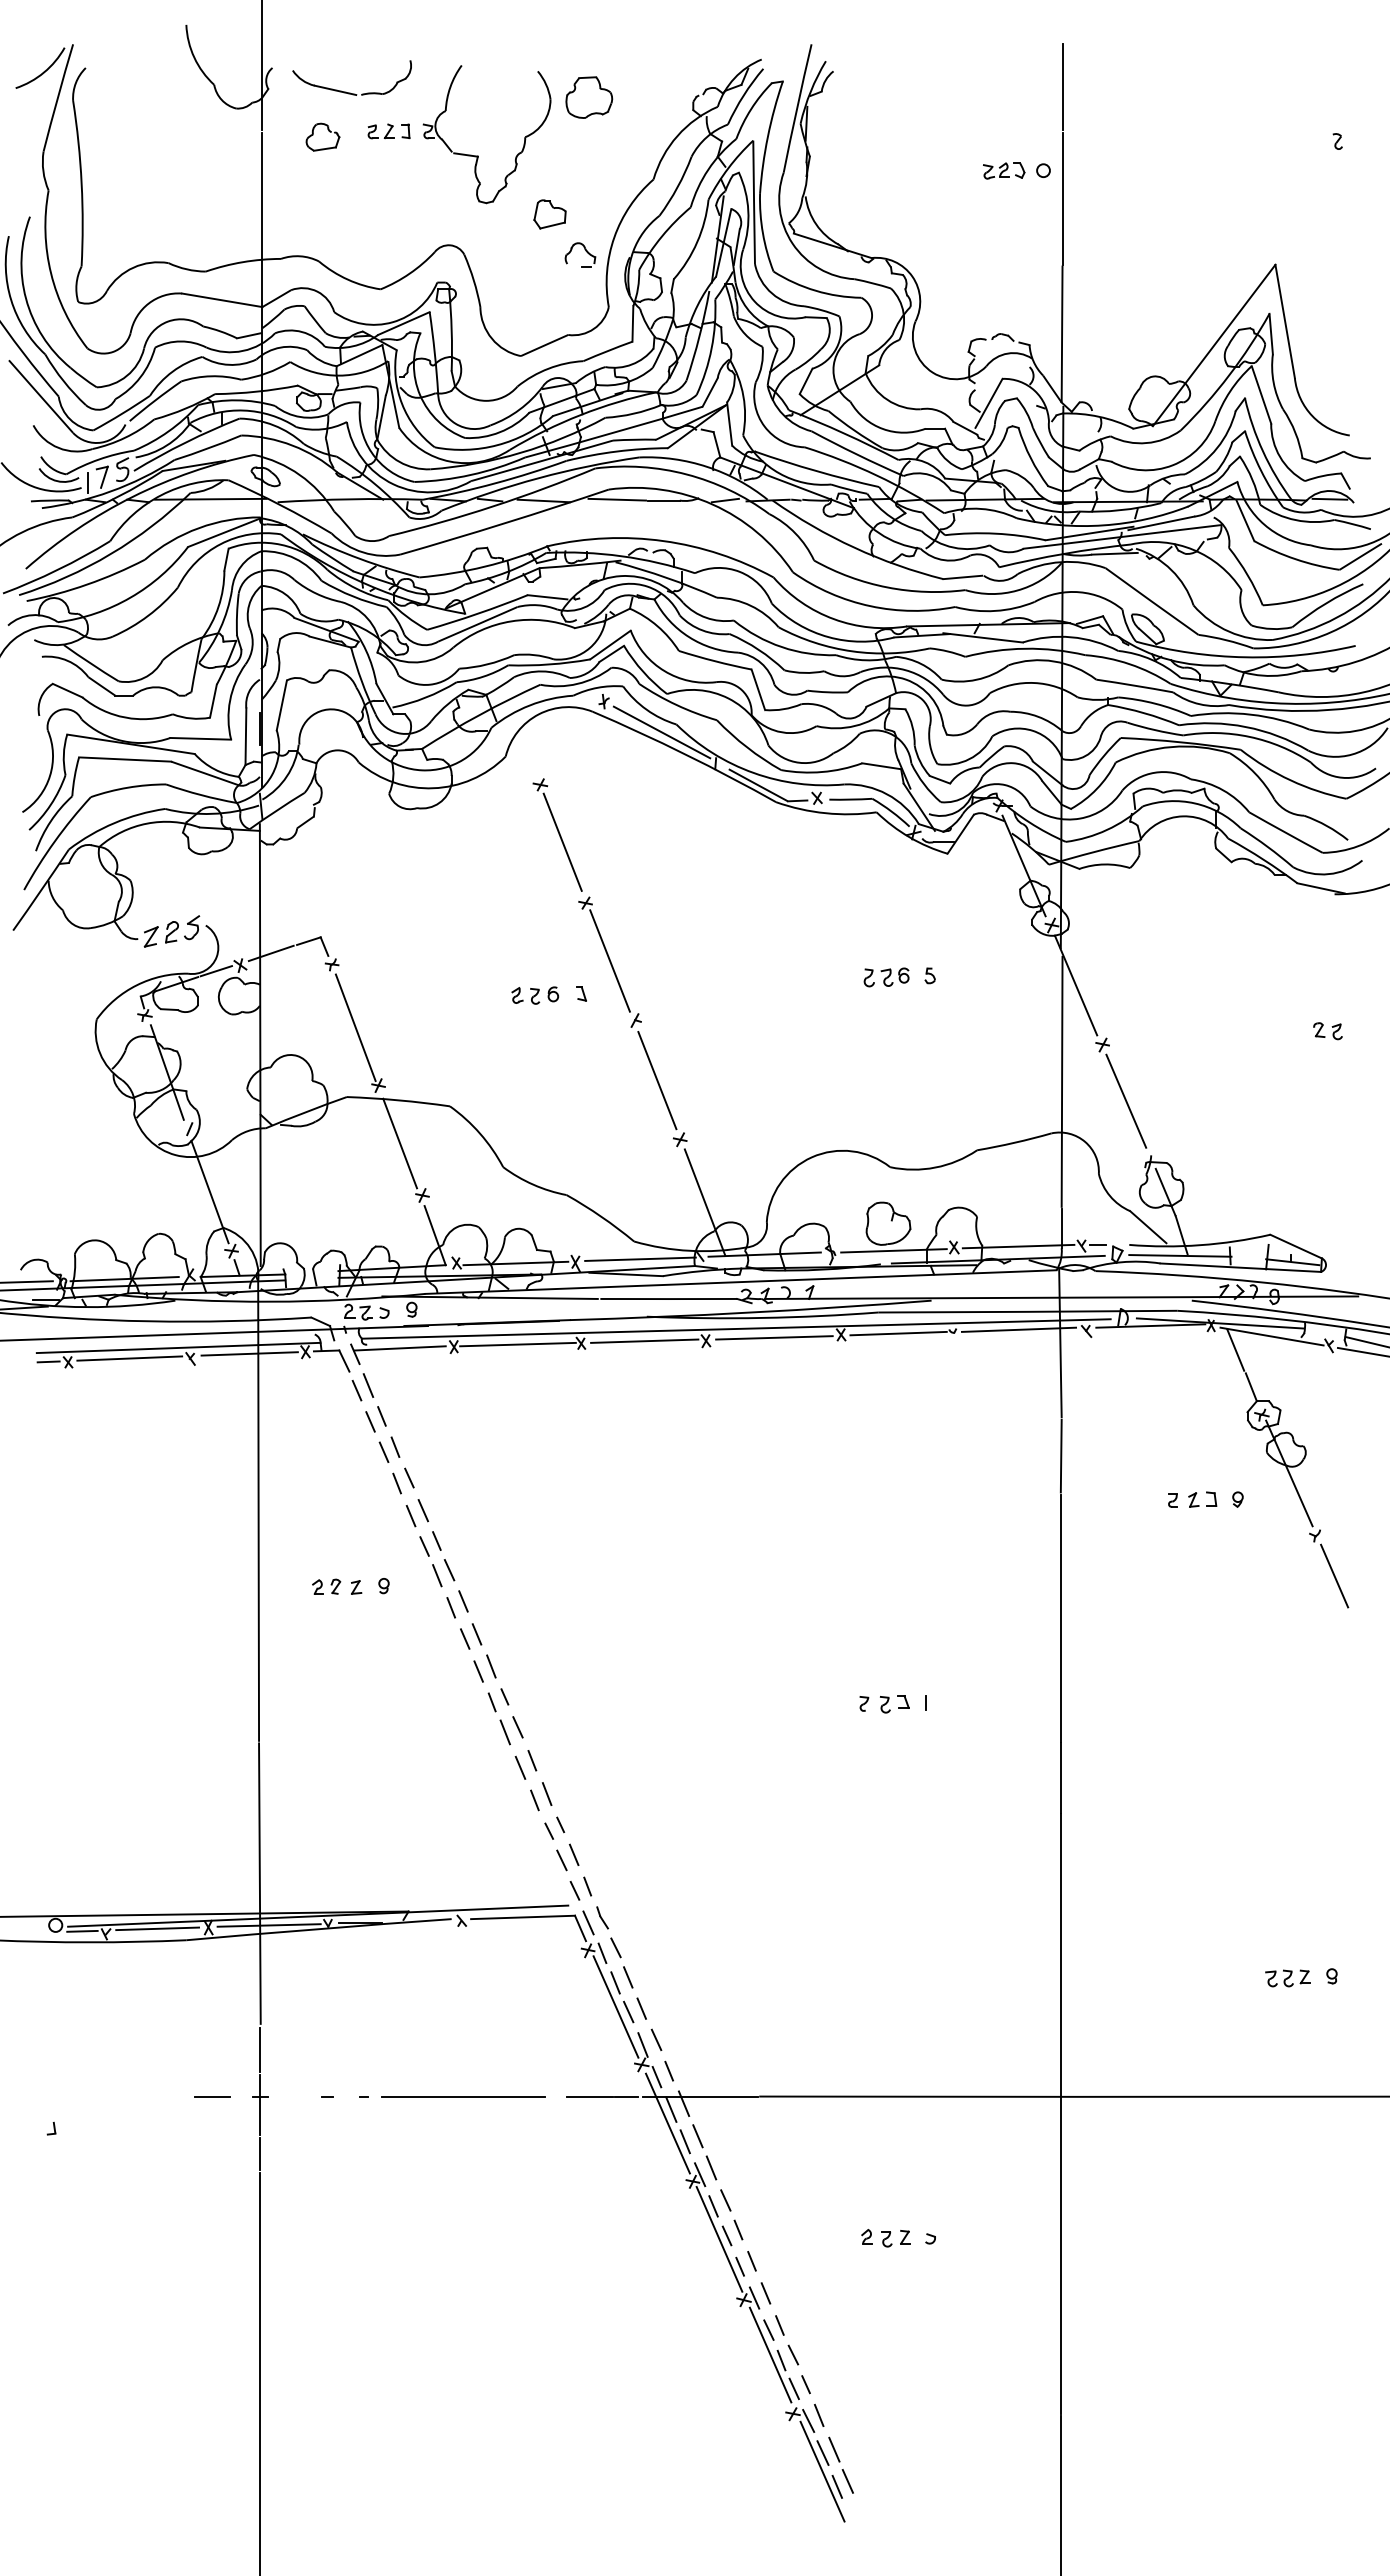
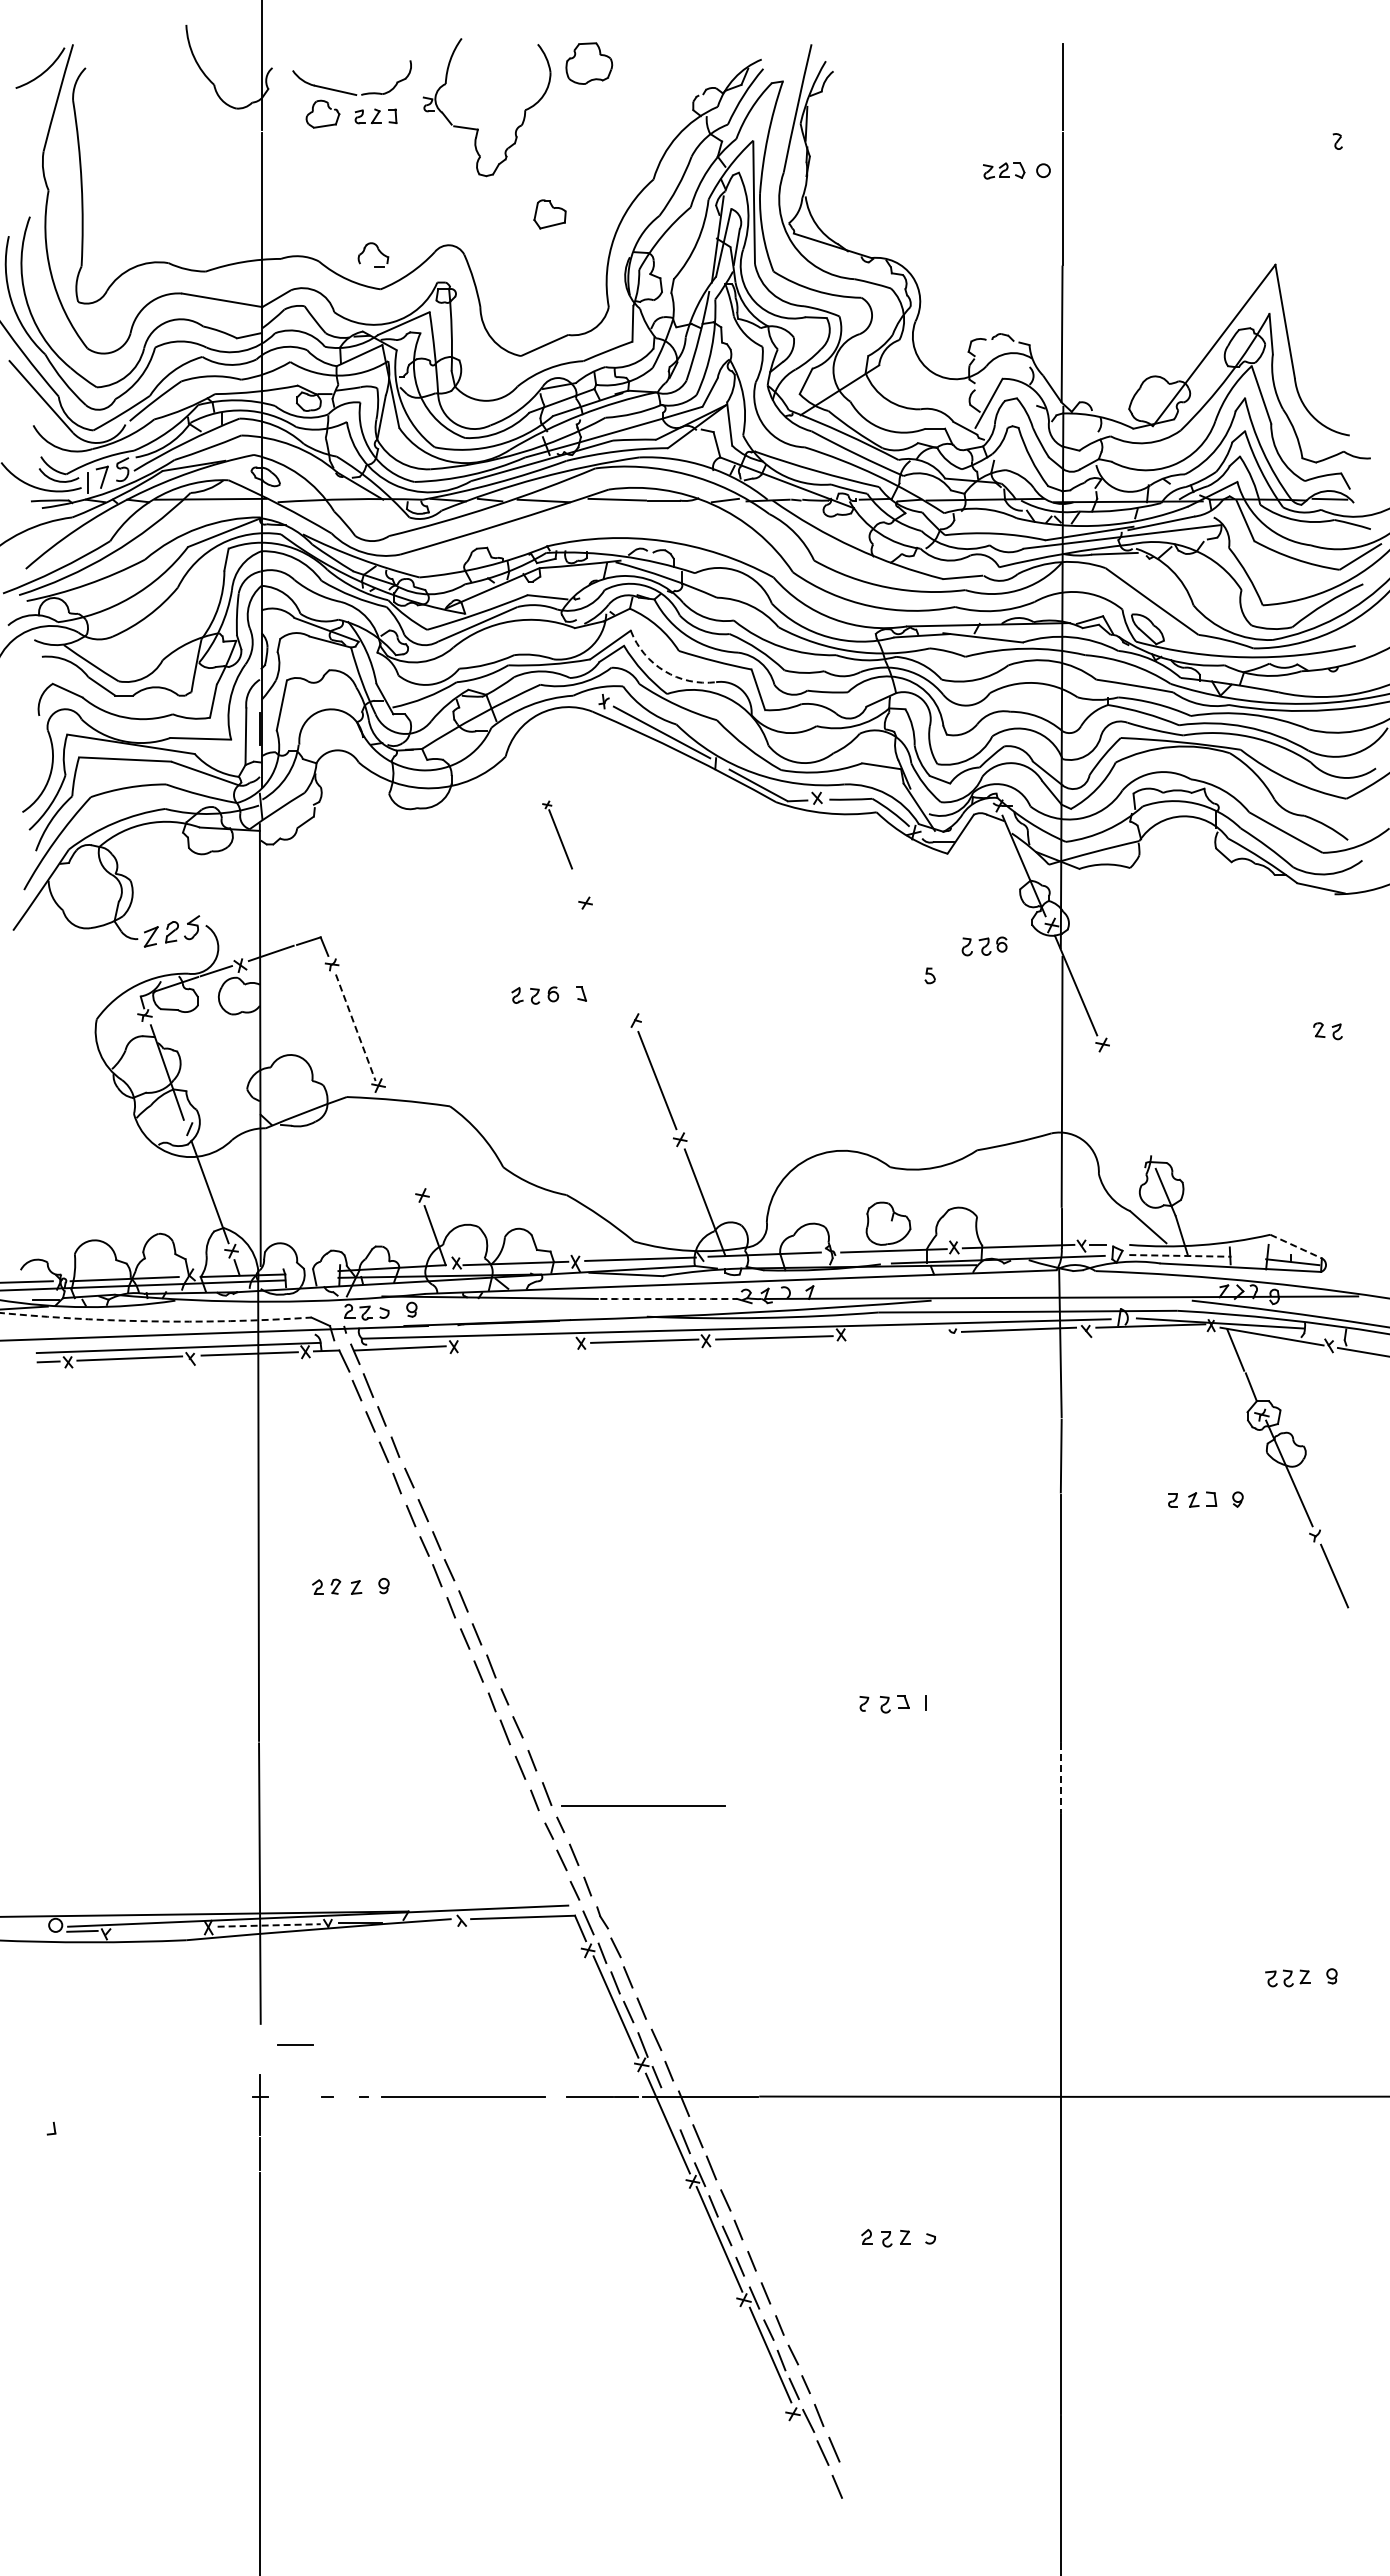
part position: (589, 97) -> (589, 63) (589, 63)
part position: (328, 131) -> (328, 108) (328, 108)
part position: (388, 131) -> (375, 116) (375, 116)
part position: (478, 155) -> (478, 128) (478, 128)
part position: (580, 254) -> (373, 254) (373, 254)
arc: solid -> dashed (664, 671)
part size: 51x114 px -> 31x70 px (557, 834)
line: present -> none (609, 960)
part position: (886, 977) -> (984, 946) (984, 946)
line: solid -> dashed (355, 1027)
line: present -> none (1126, 1100)
line: present -> none (400, 1143)
line: solid -> dashed (1296, 1246)
line: solid -> dashed (1180, 1255)
arc: solid -> dashed (668, 1299)
arc: solid -> dashed (156, 1321)
line: present -> none (898, 1333)
line: present -> none (1365, 1341)
line: present -> none (517, 1344)
line: solid -> dashed (1060, 1778)
line: none -> present (643, 1805)
line: solid -> dashed (269, 1925)
line: present -> none (157, 1928)
line: present -> none (259, 2050)
line position: (212, 2096) -> (295, 2044) (295, 2044)
line: present -> none (671, 2109)
line: present -> none (822, 2471)
line: present -> none (847, 2480)
